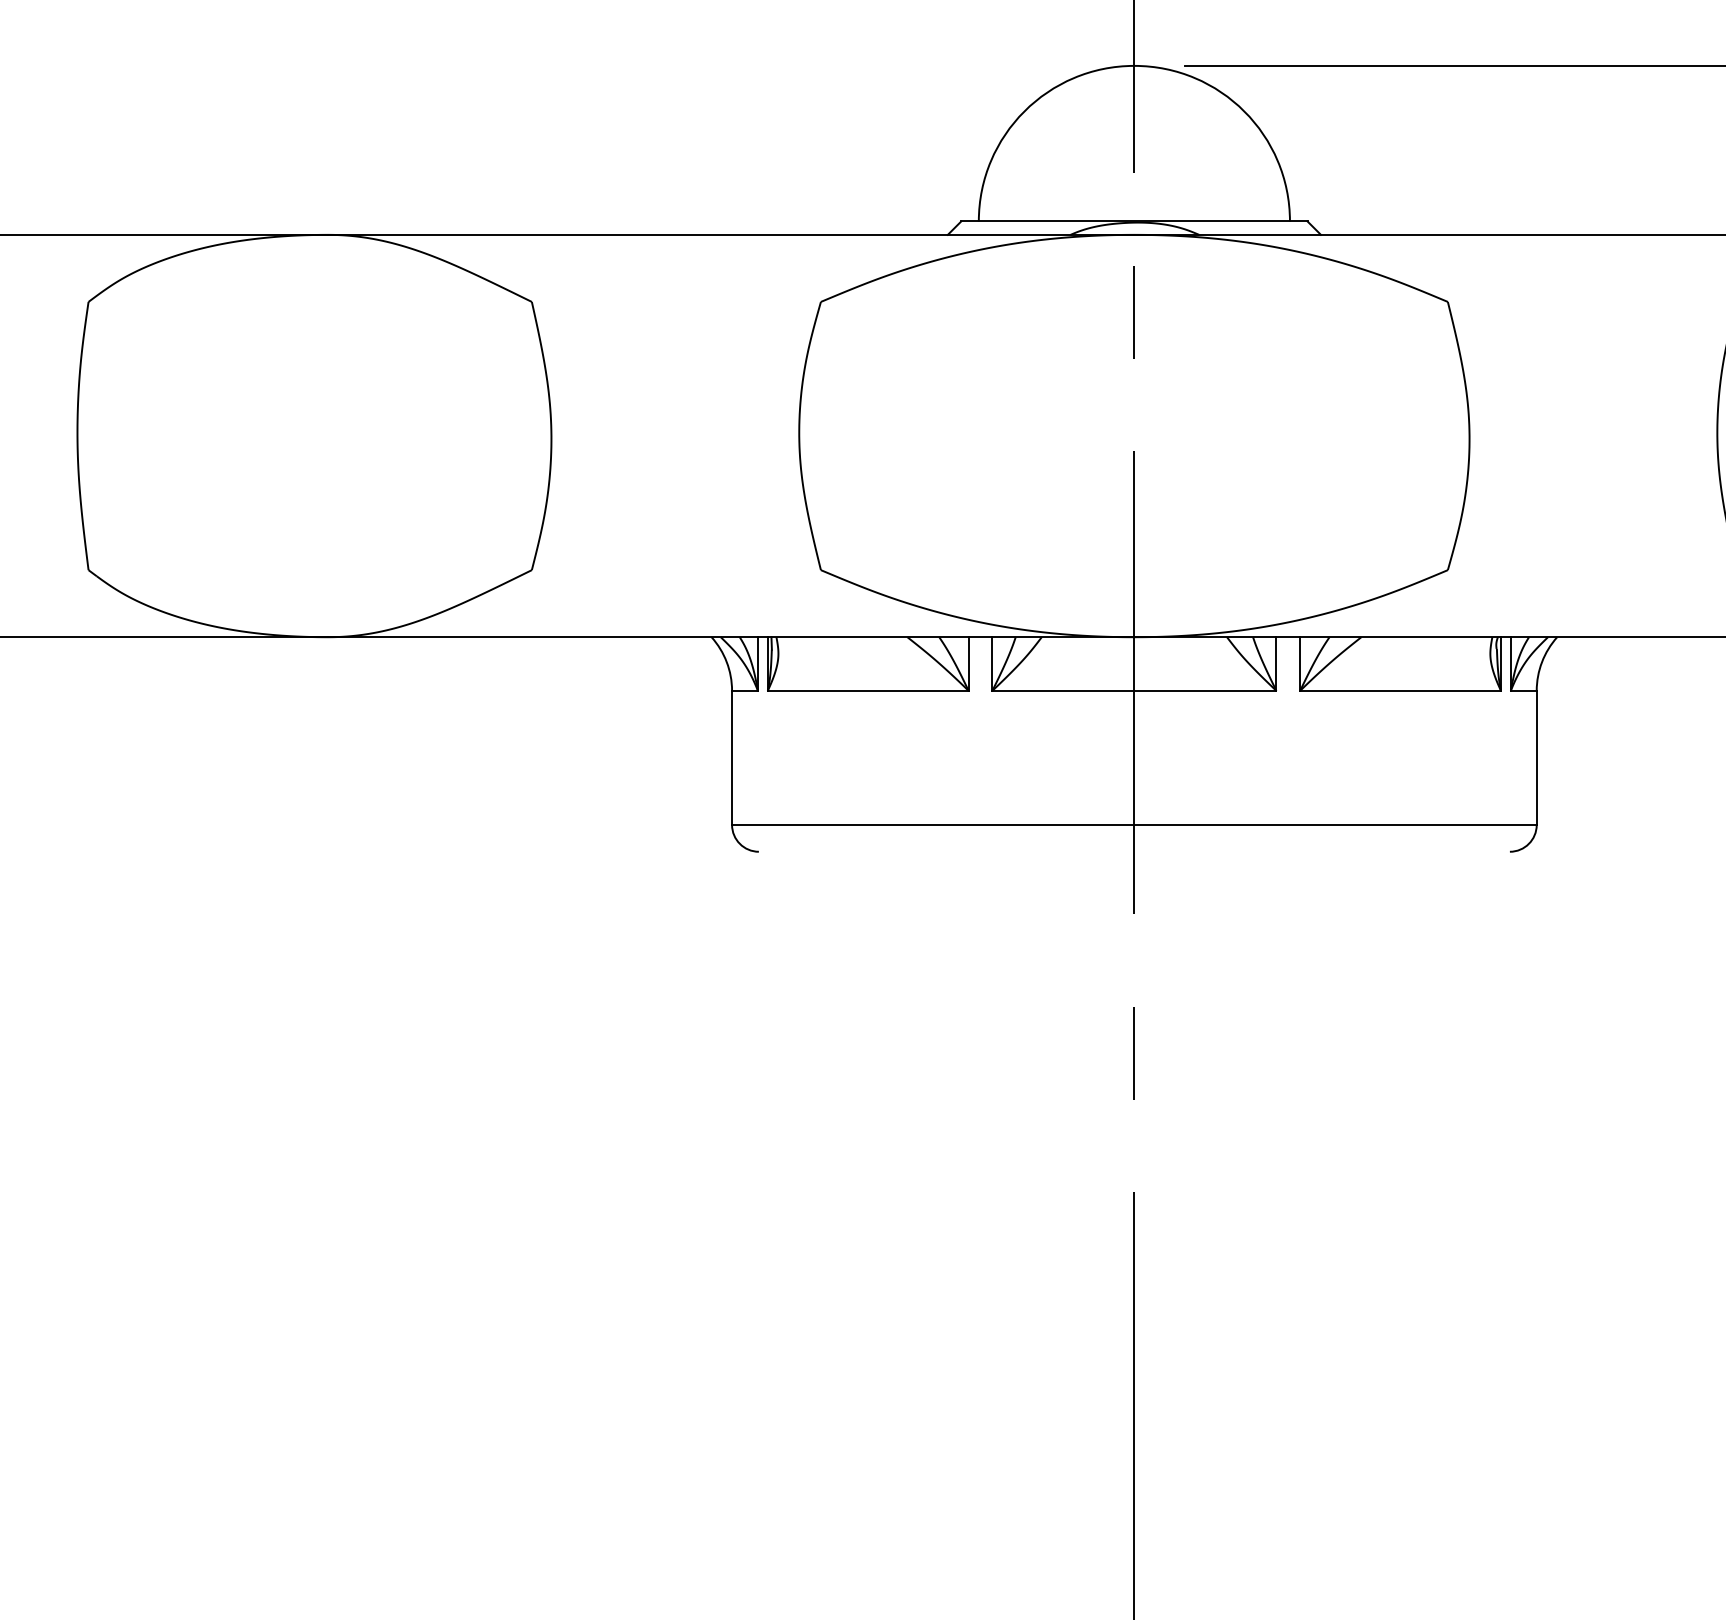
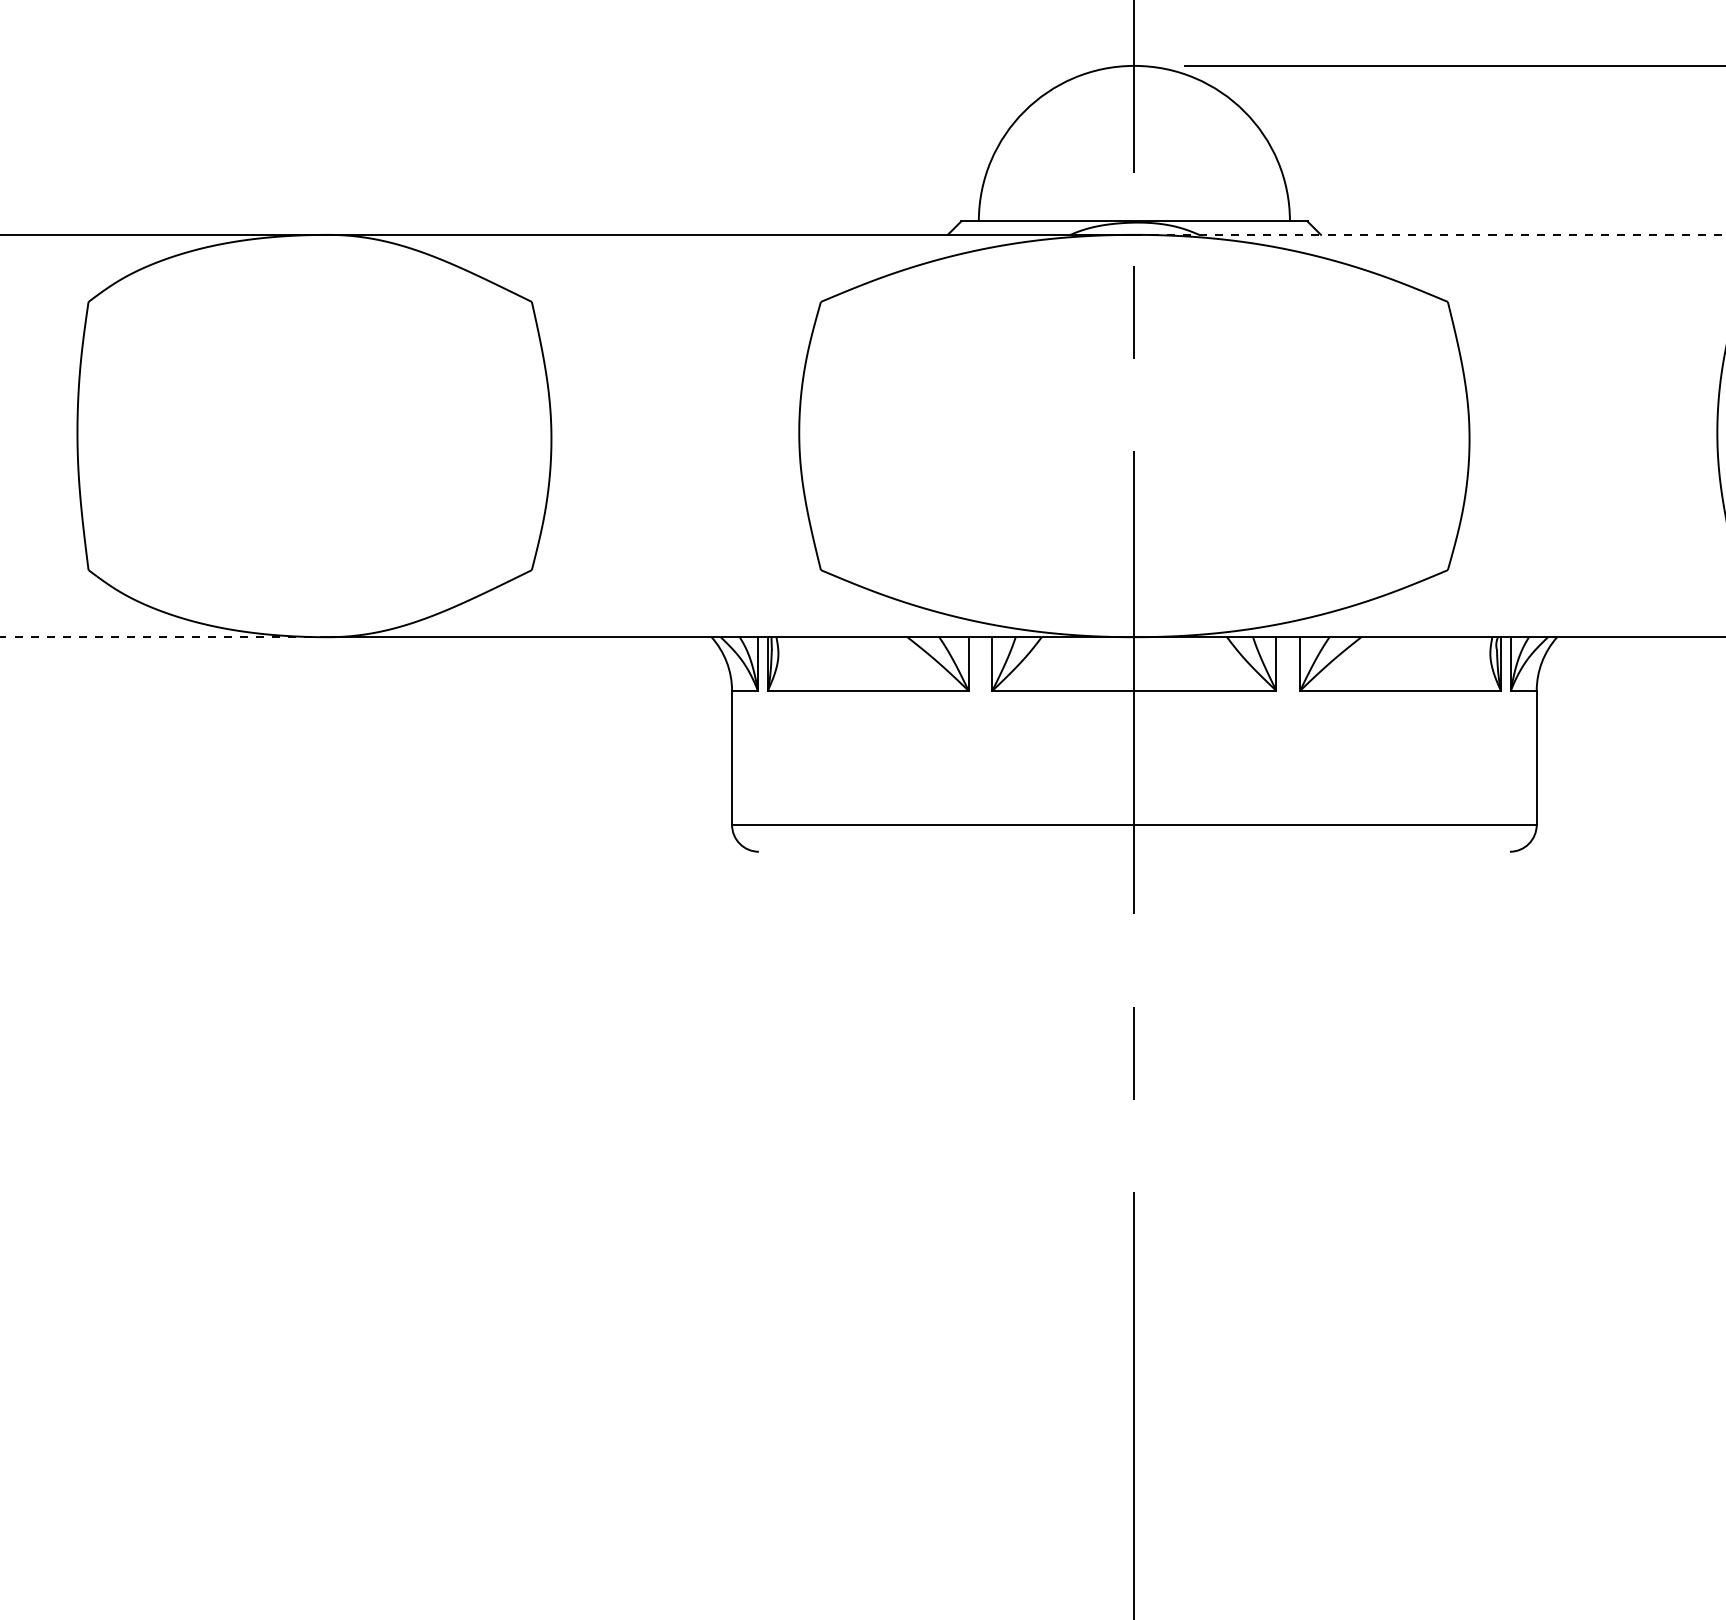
line: solid -> dashed (1430, 234)
line: solid -> dashed (164, 637)
